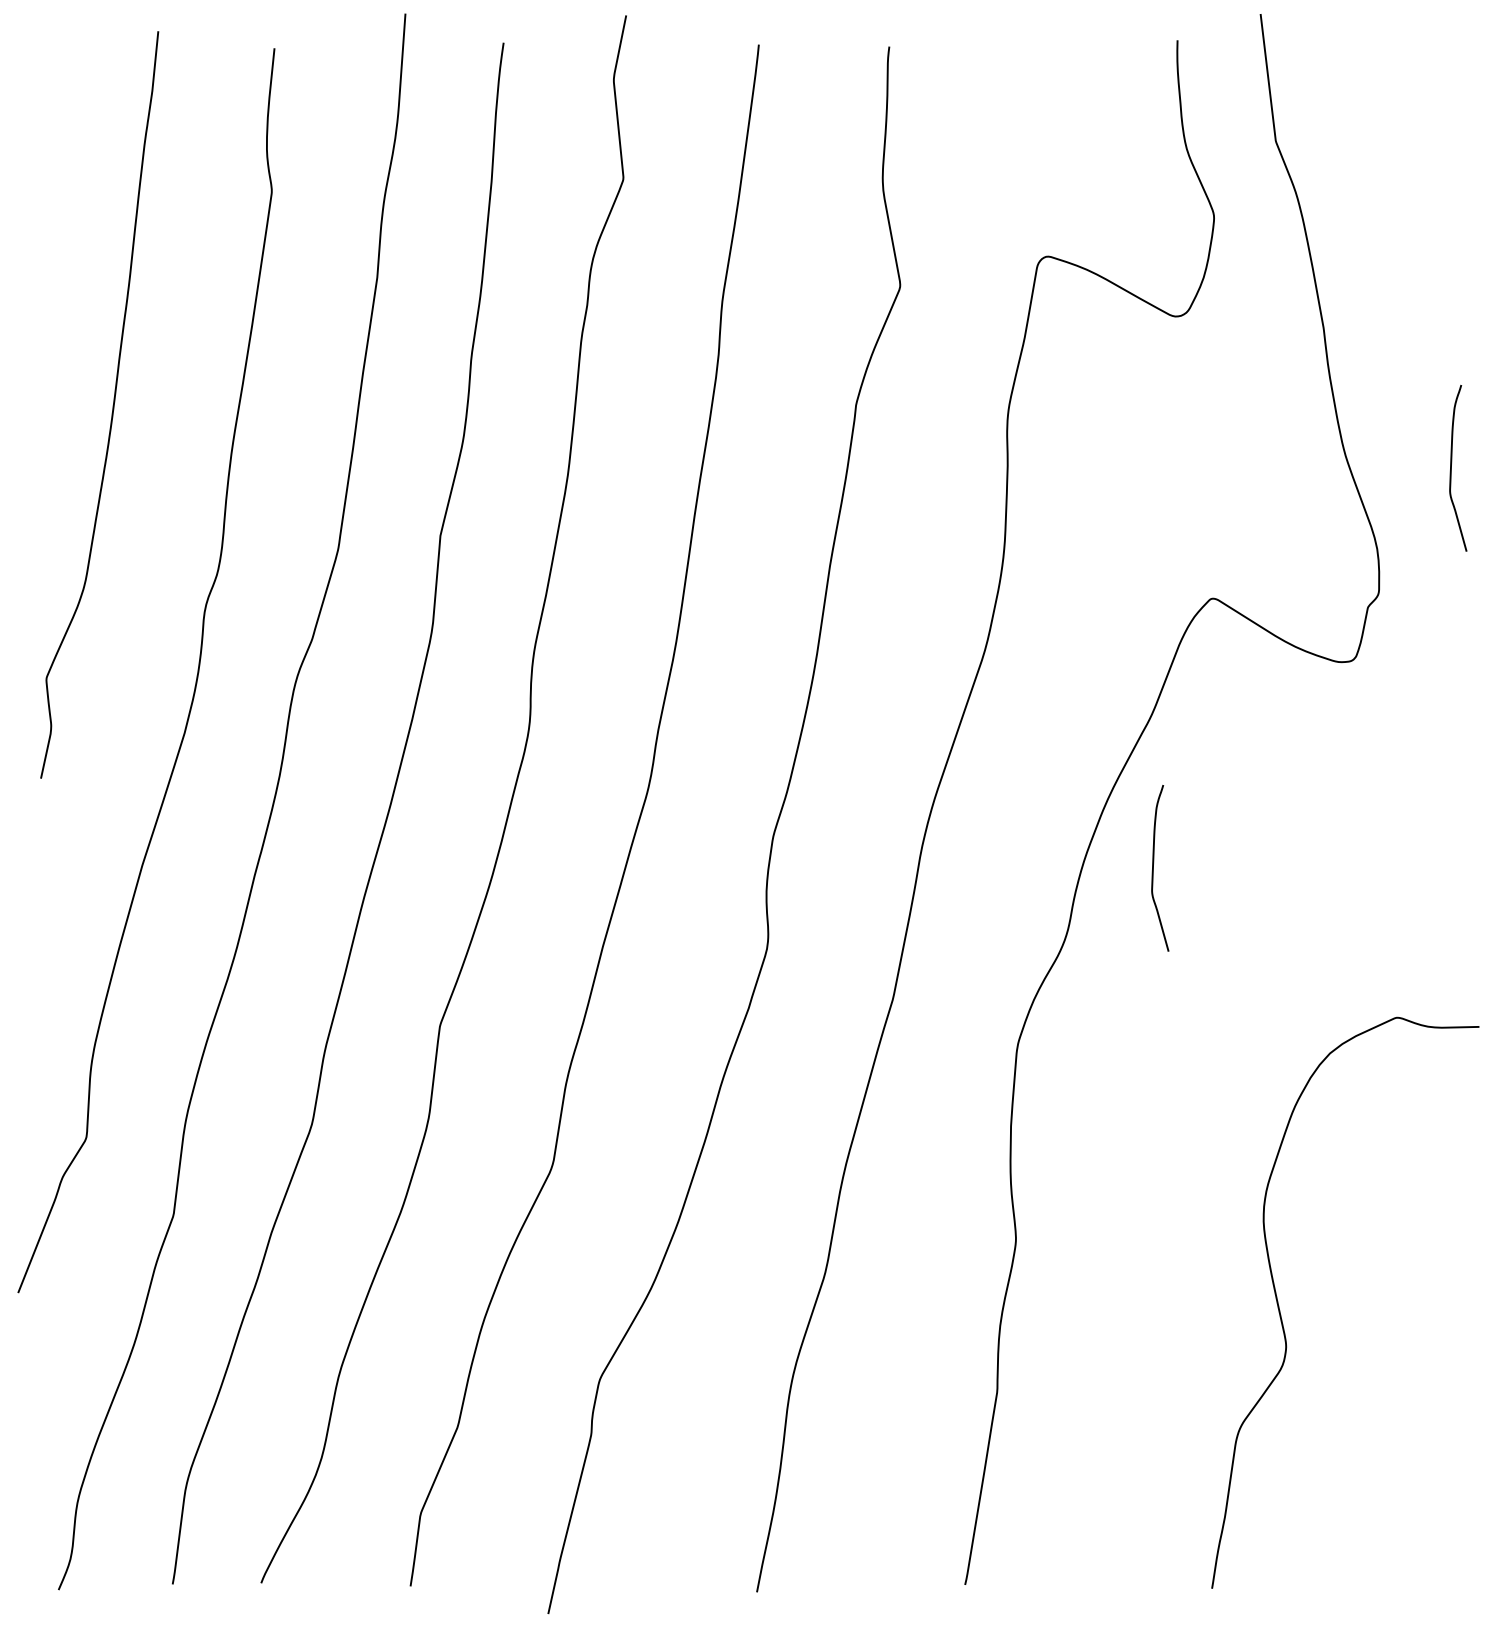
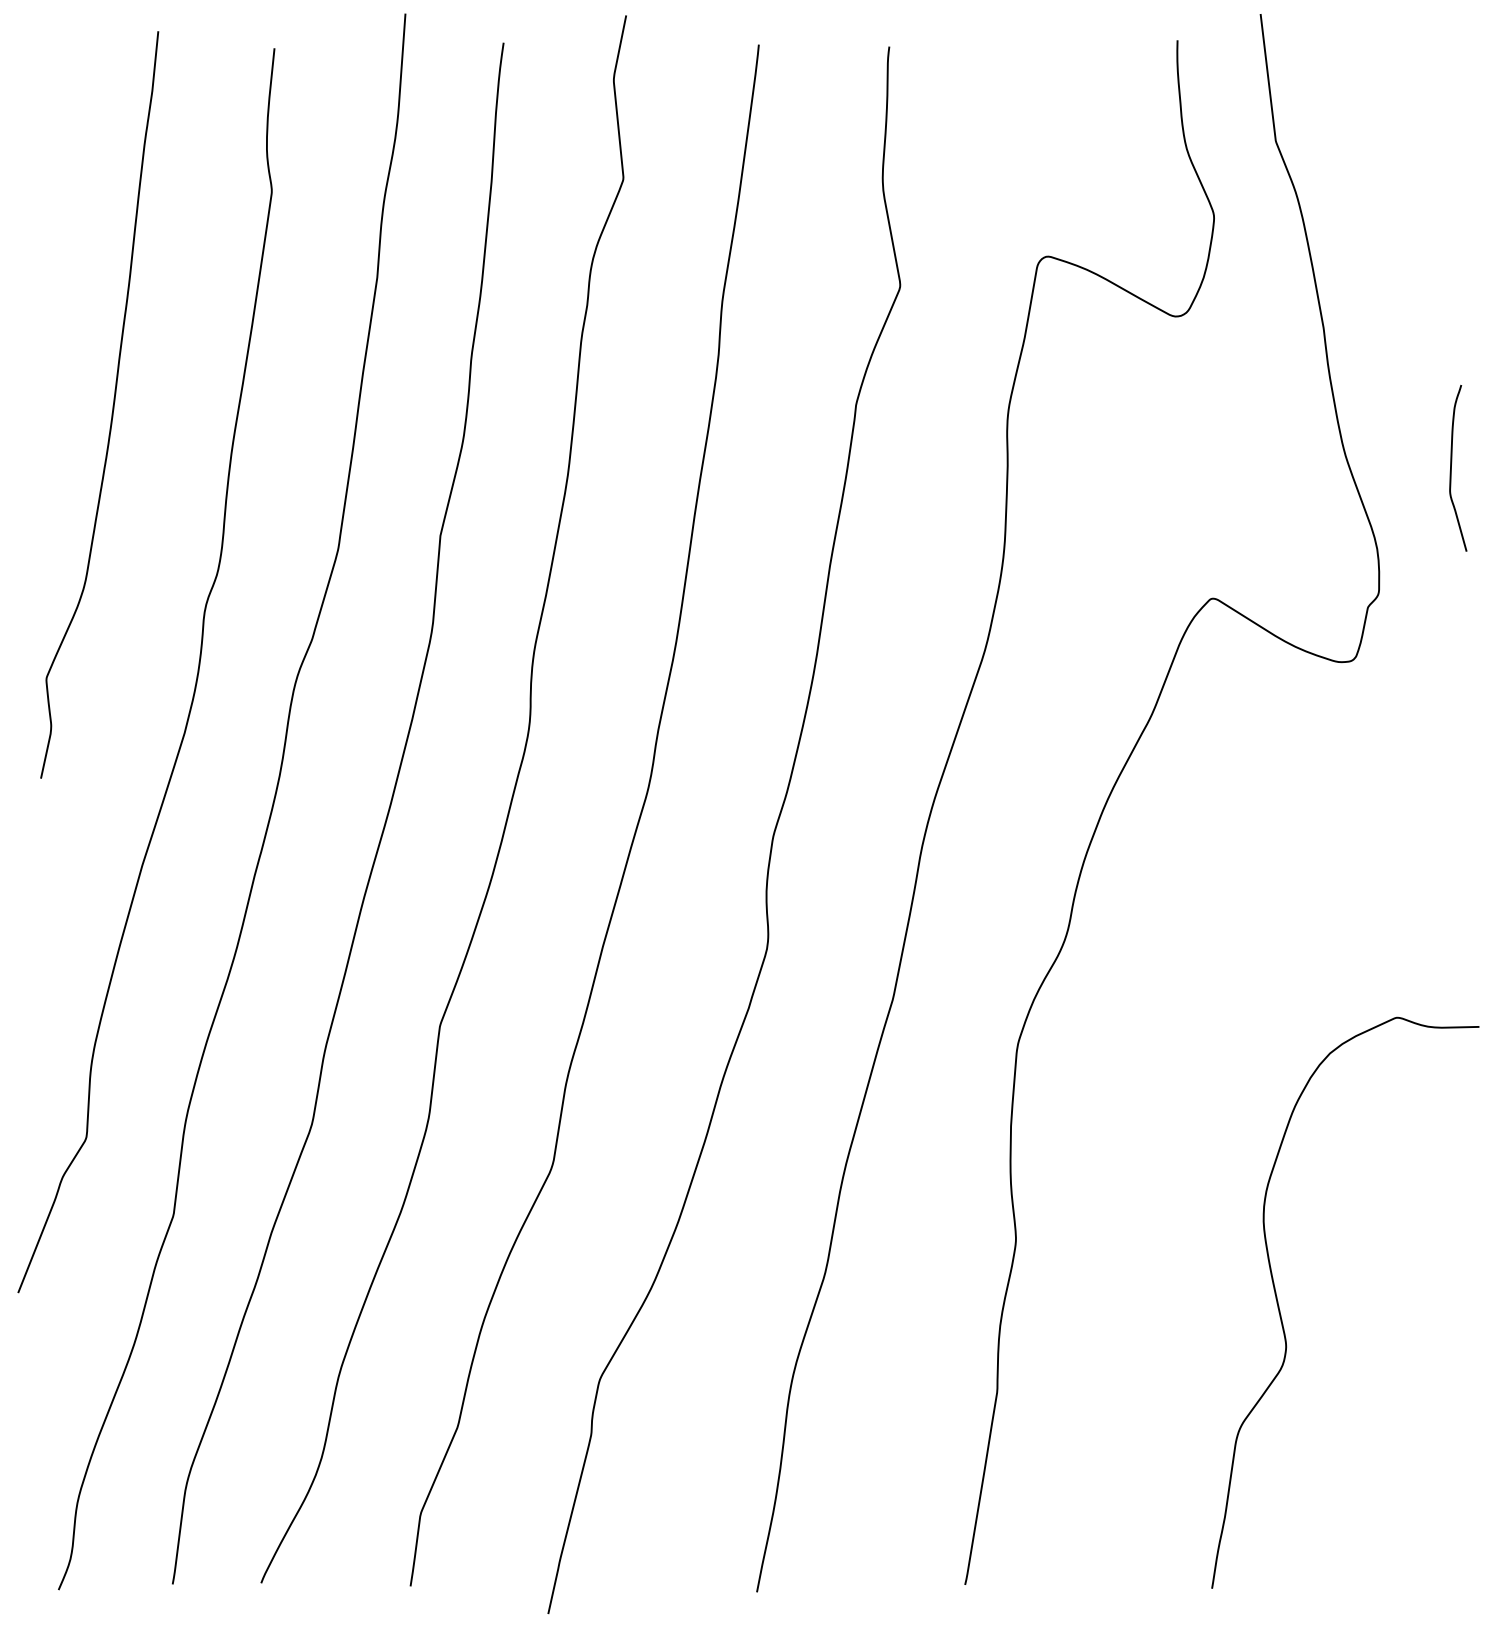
curve: present -> none (1153, 868)
